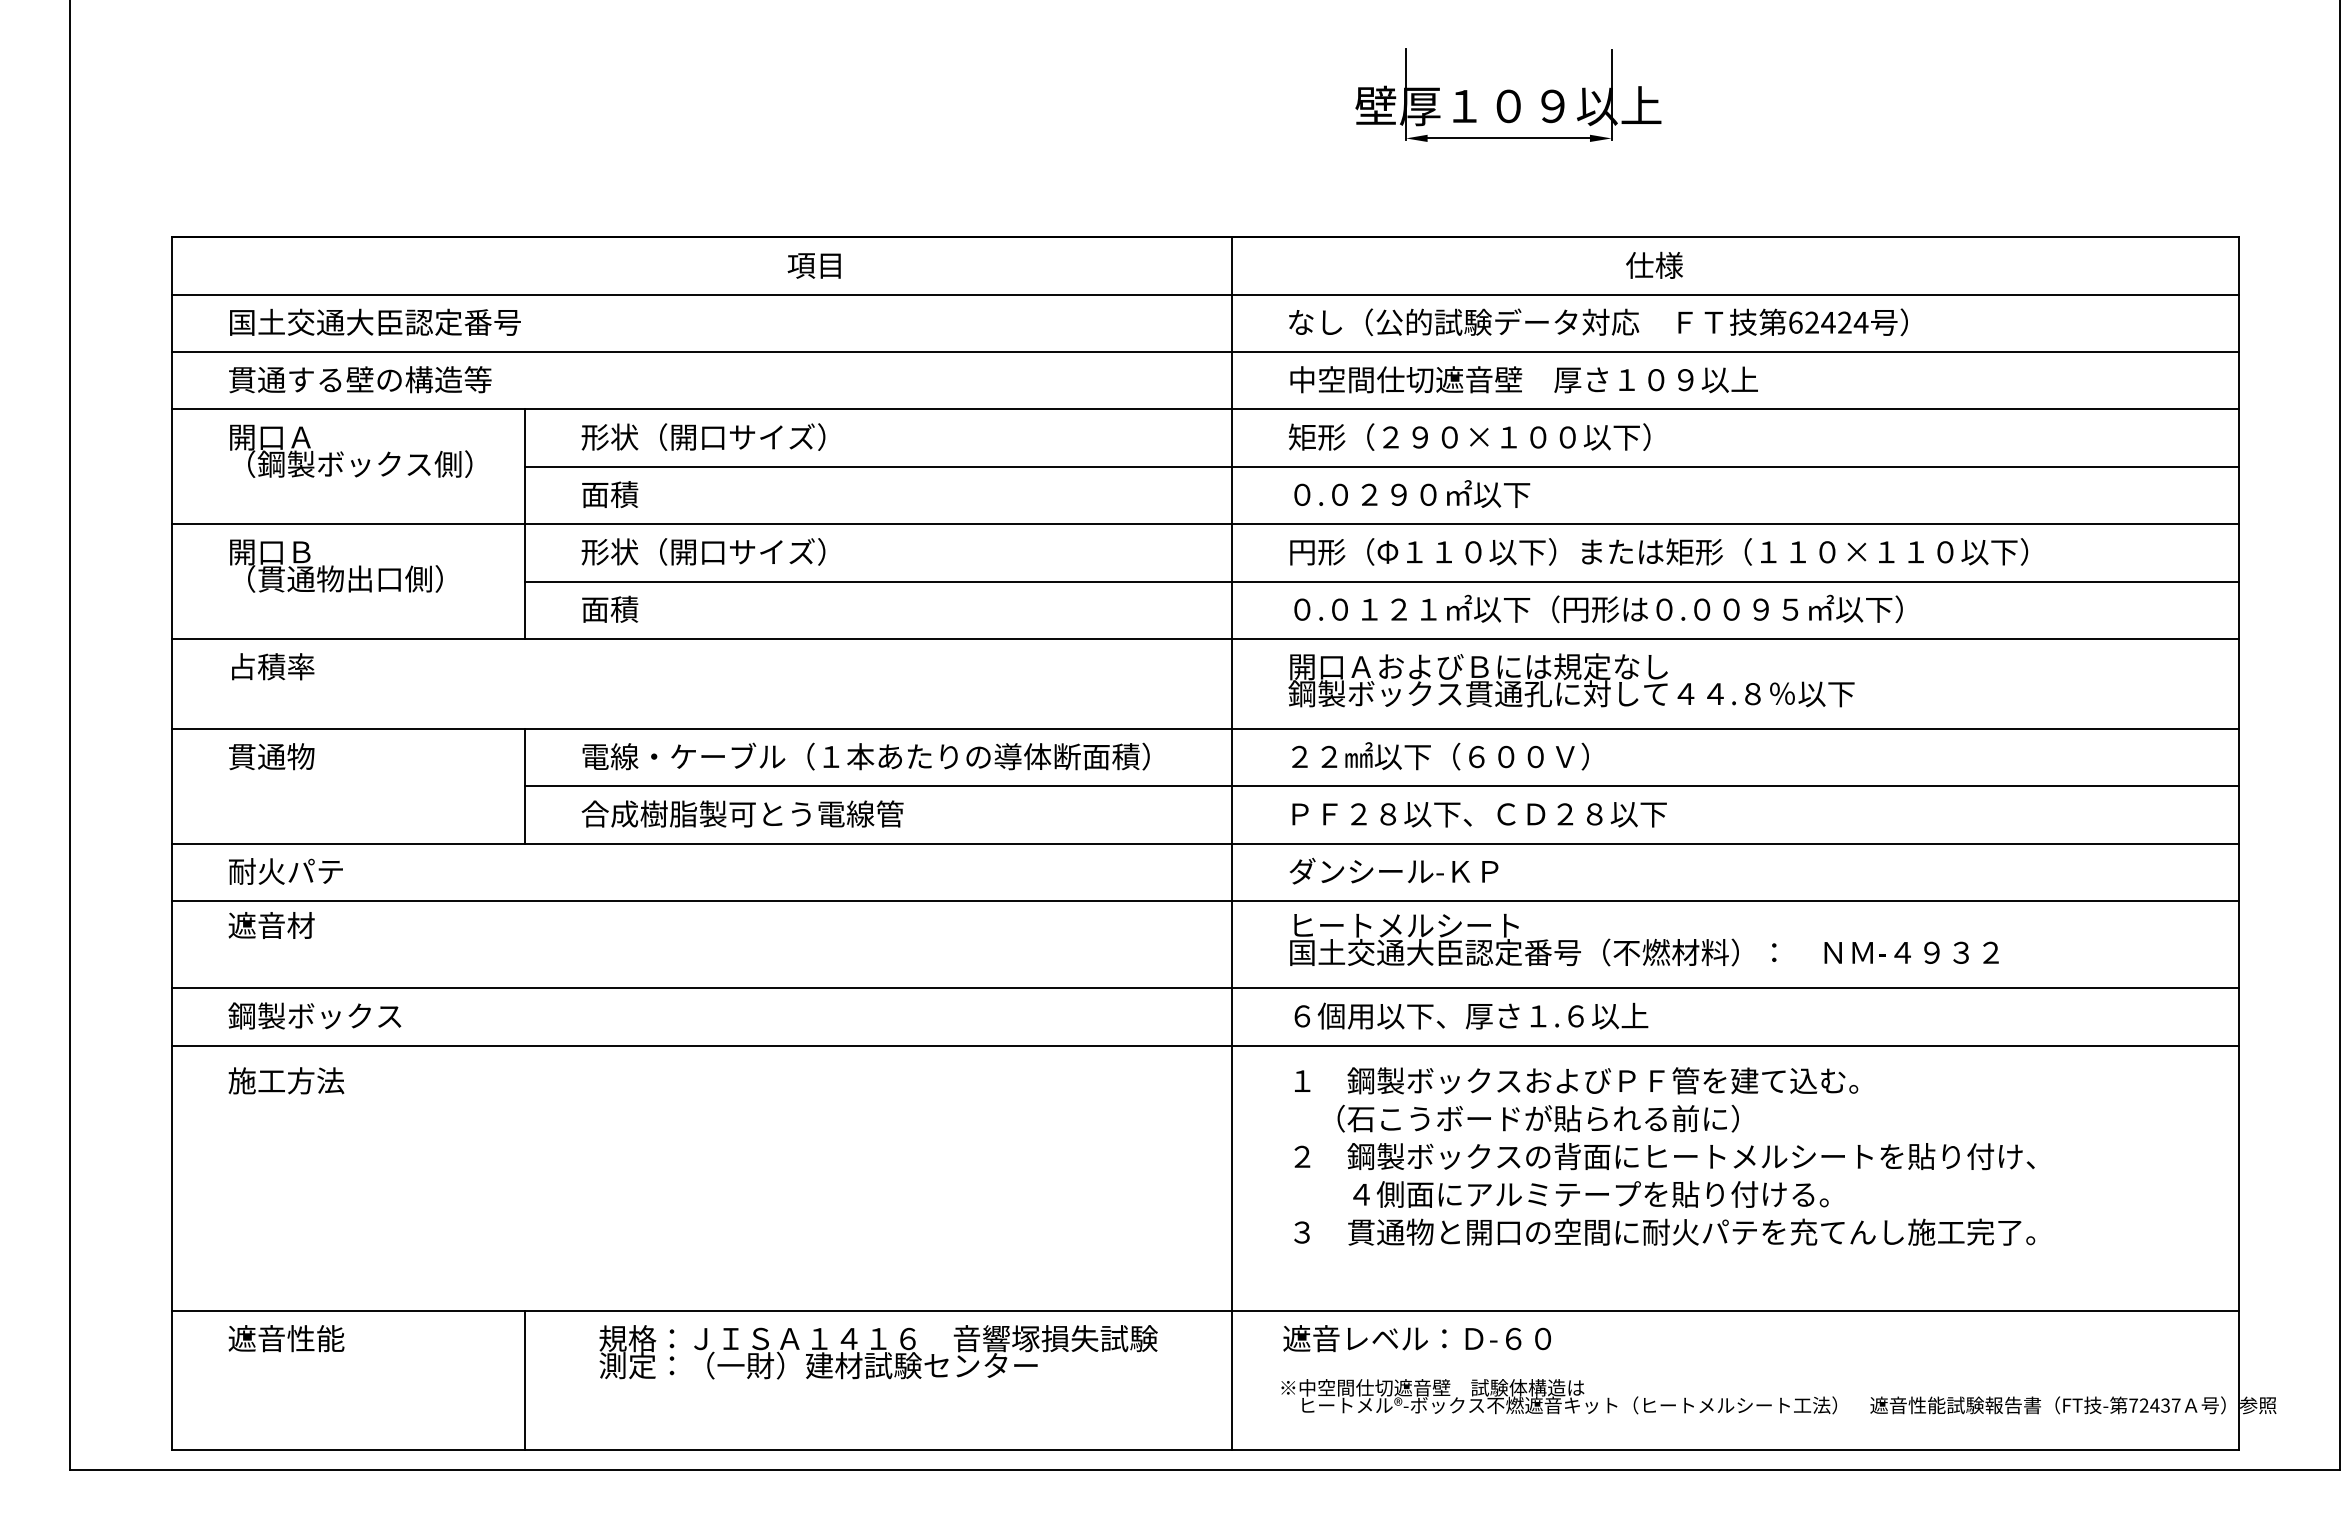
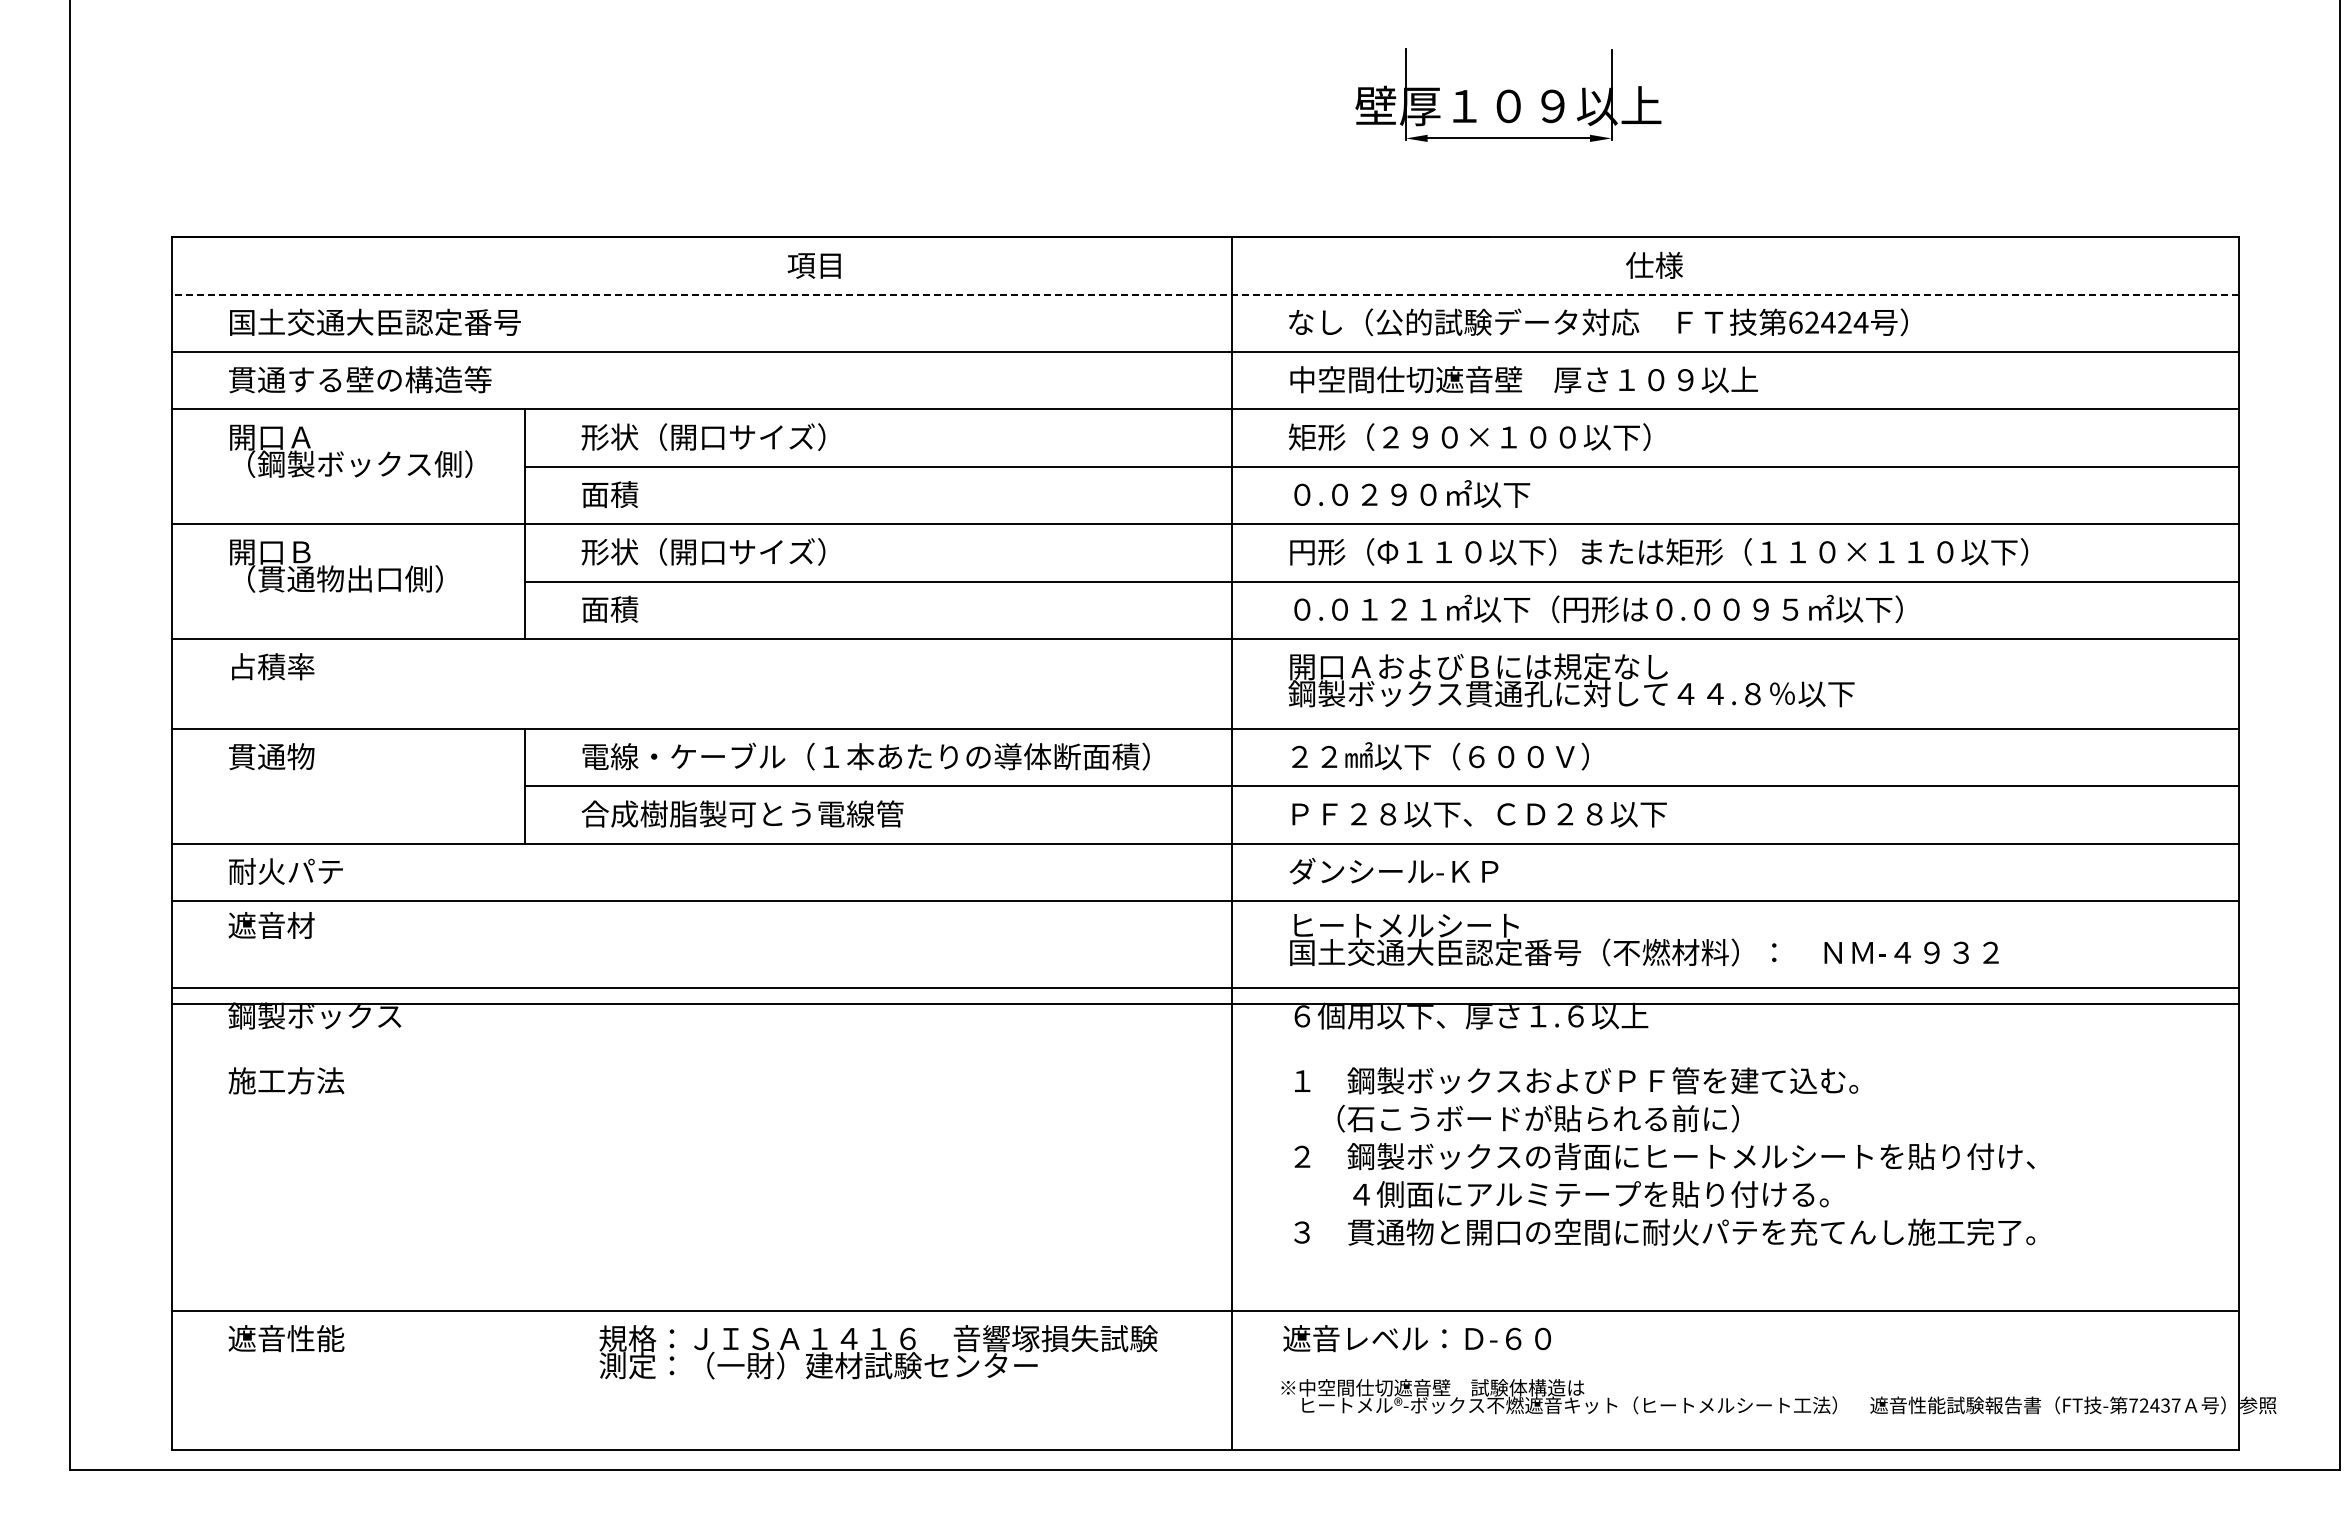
line: solid -> dashed (1205, 294)
line position: (1205, 1045) -> (1205, 1003) (1205, 1003)
line: present -> none (524, 1379)
